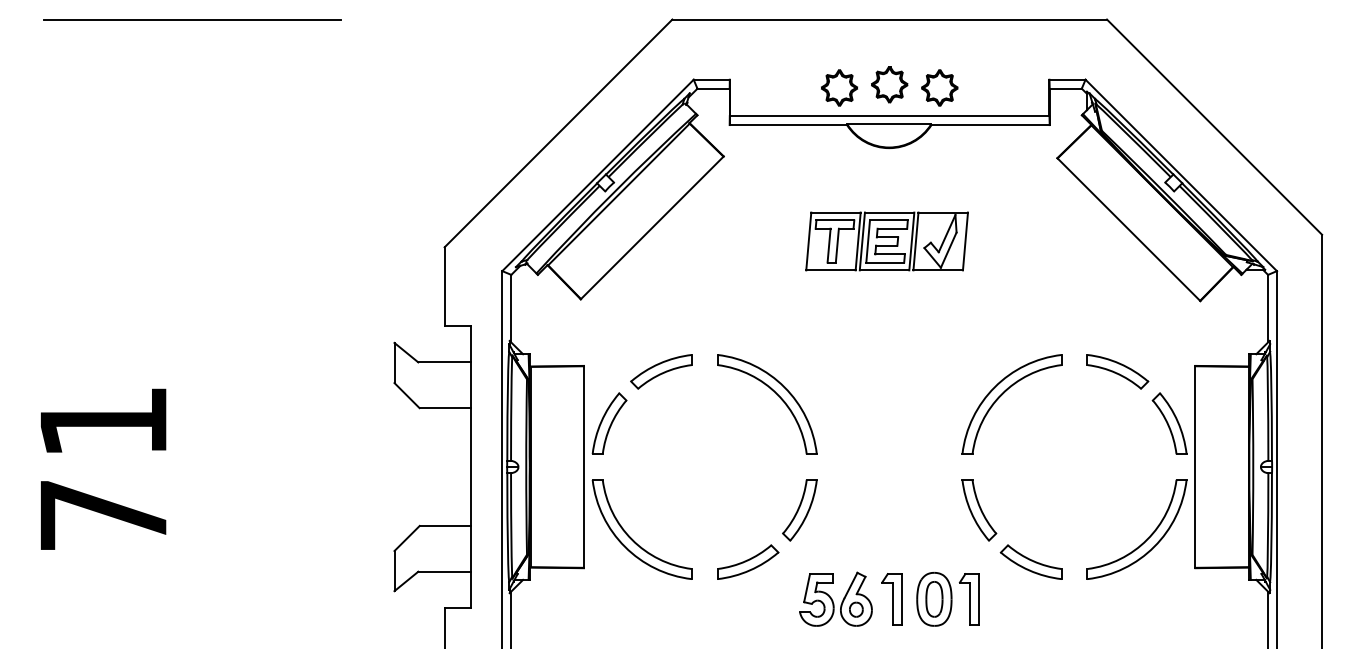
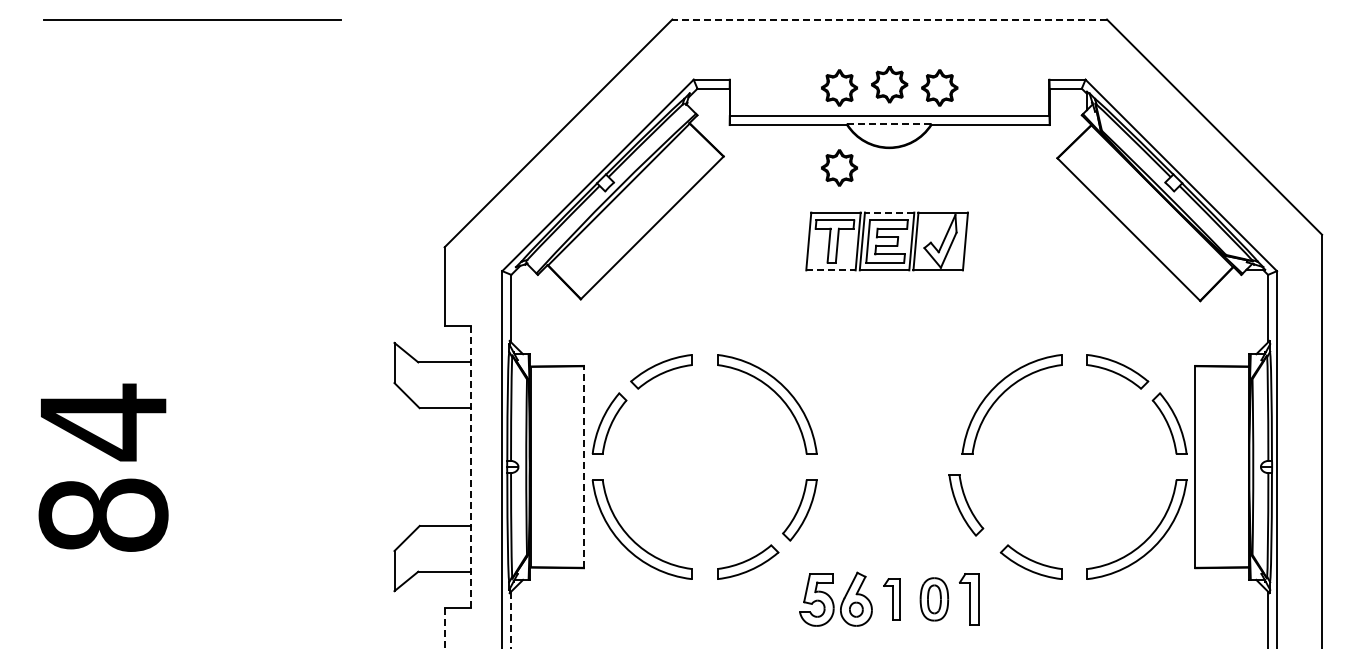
line: solid -> dashed (889, 19)
line: solid -> dashed (889, 124)
part: none -> present (839, 167)
line: solid -> dashed (889, 212)
line: solid -> dashed (830, 270)
line: solid -> dashed (584, 466)
text: 71 -> 84 (103, 467)
line: solid -> dashed (471, 467)
part position: (979, 510) -> (966, 505) (966, 505)
part size: 22x53 px -> 18x43 px (891, 599)
part size: 37x55 px -> 31x45 px (934, 599)
line: solid -> dashed (511, 620)
line: solid -> dashed (444, 629)
